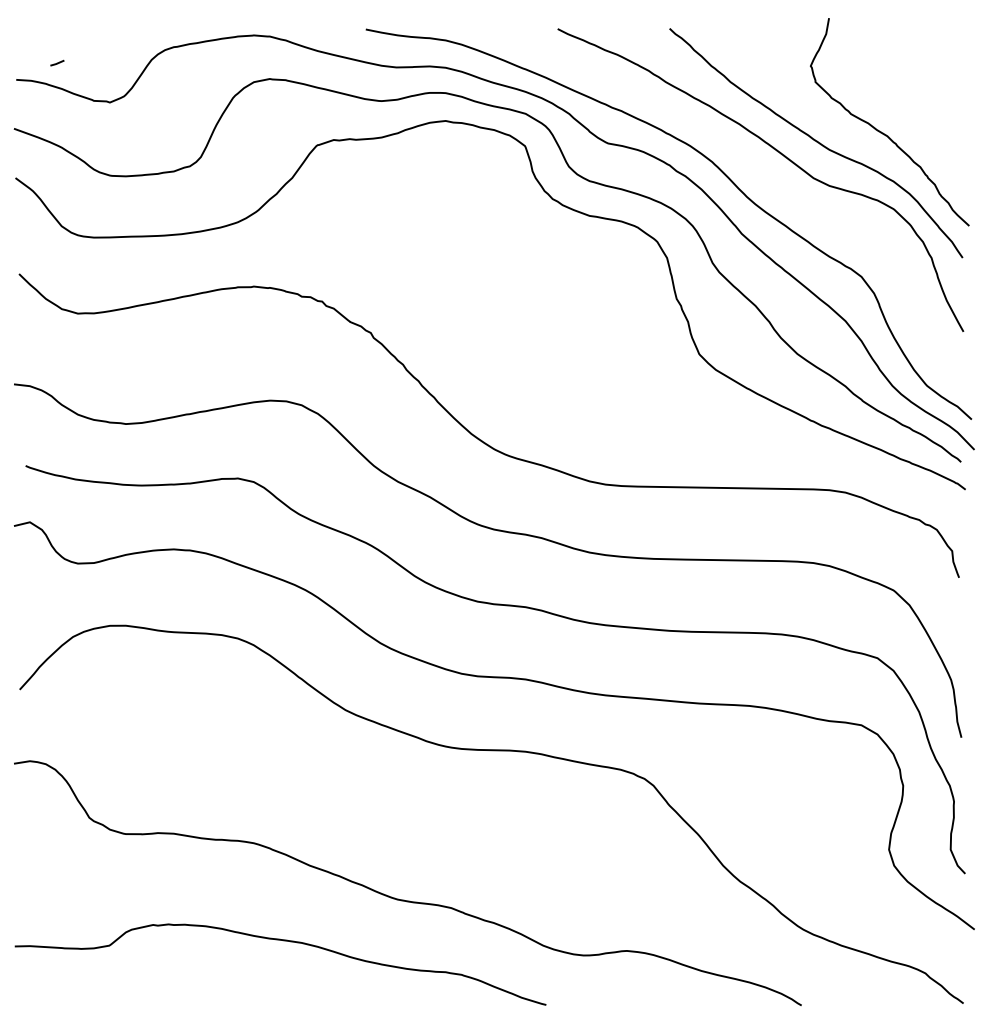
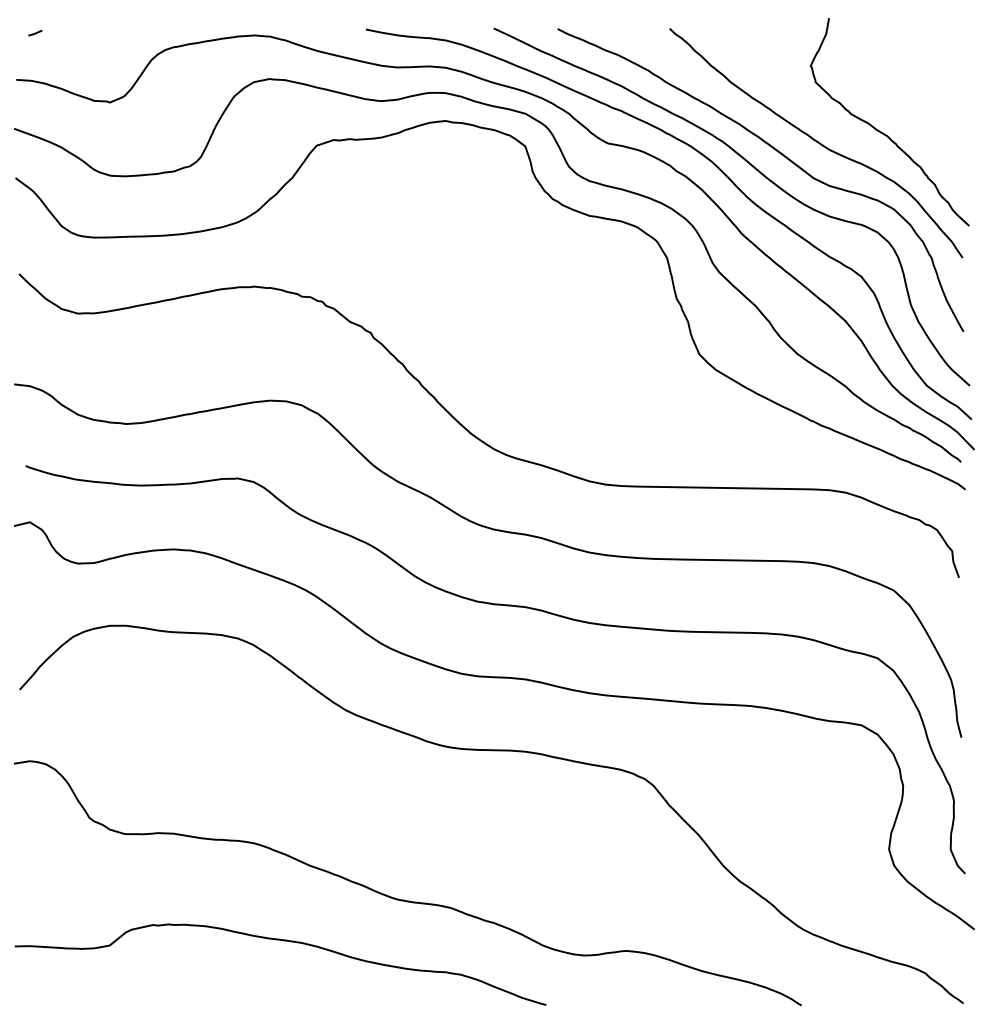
line position: (57, 62) -> (35, 32) (35, 32)
curve: none -> present (759, 173)
